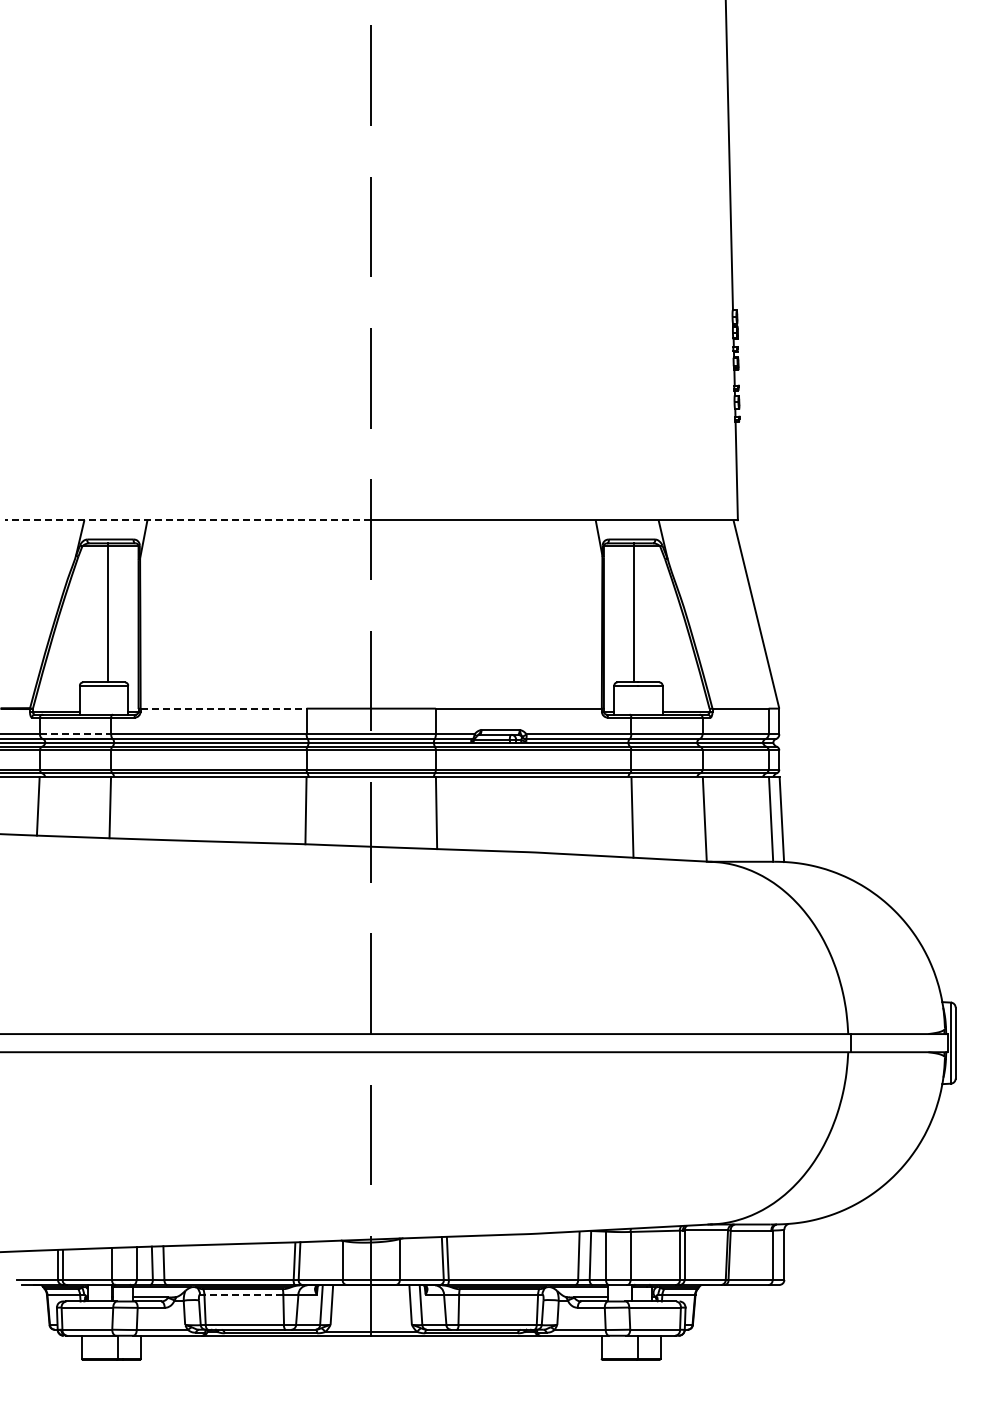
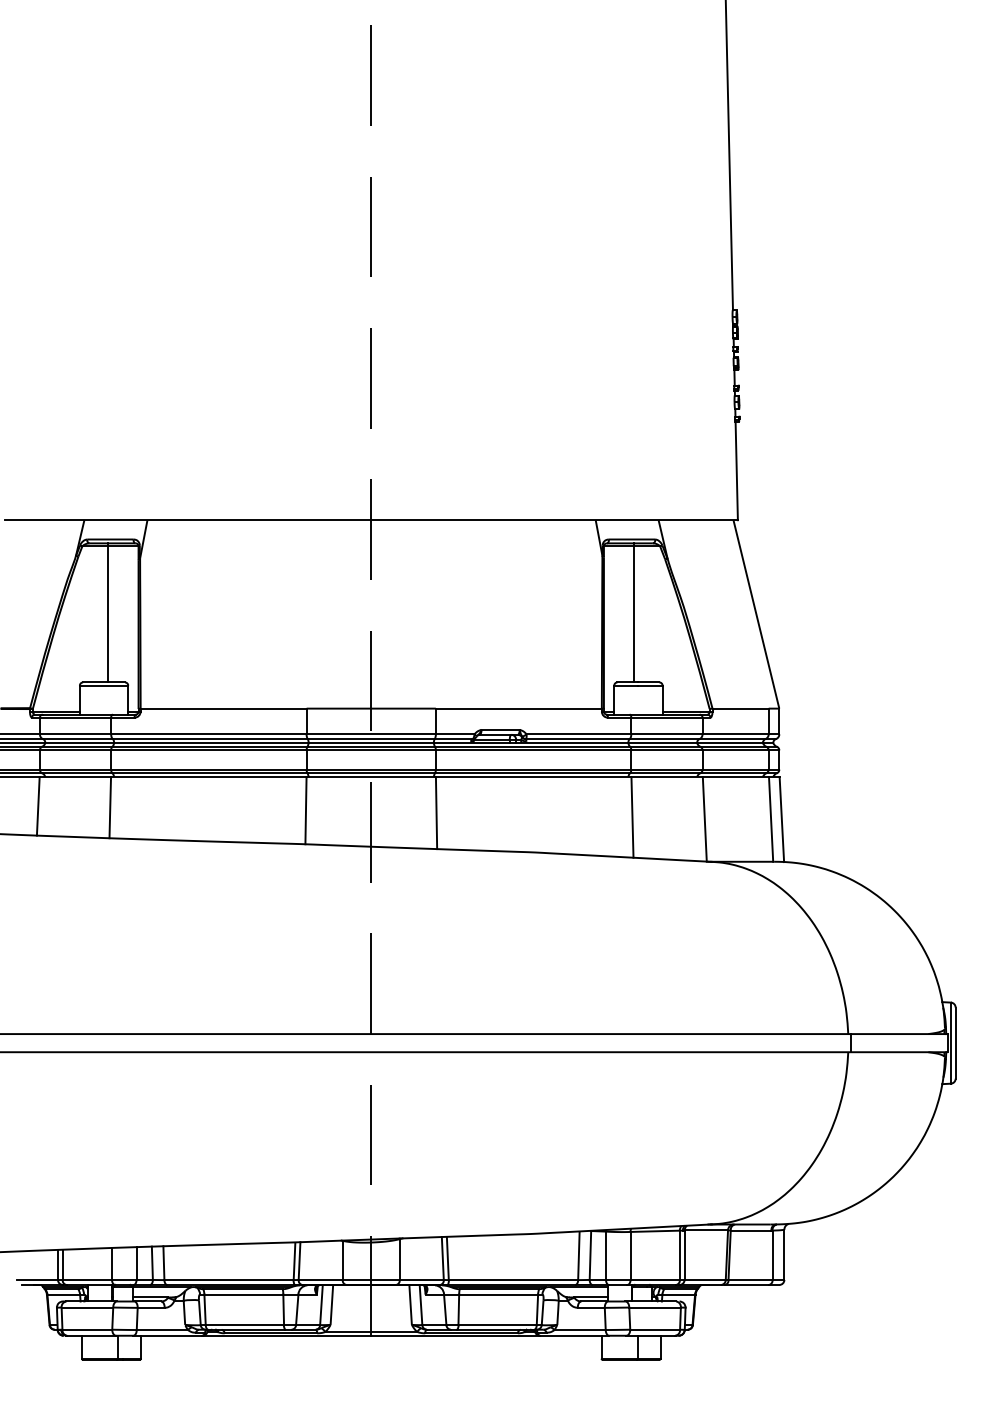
line: dashed -> solid (187, 520)
line: dashed -> solid (223, 708)
line: dashed -> solid (75, 734)
line: dashed -> solid (243, 1294)
